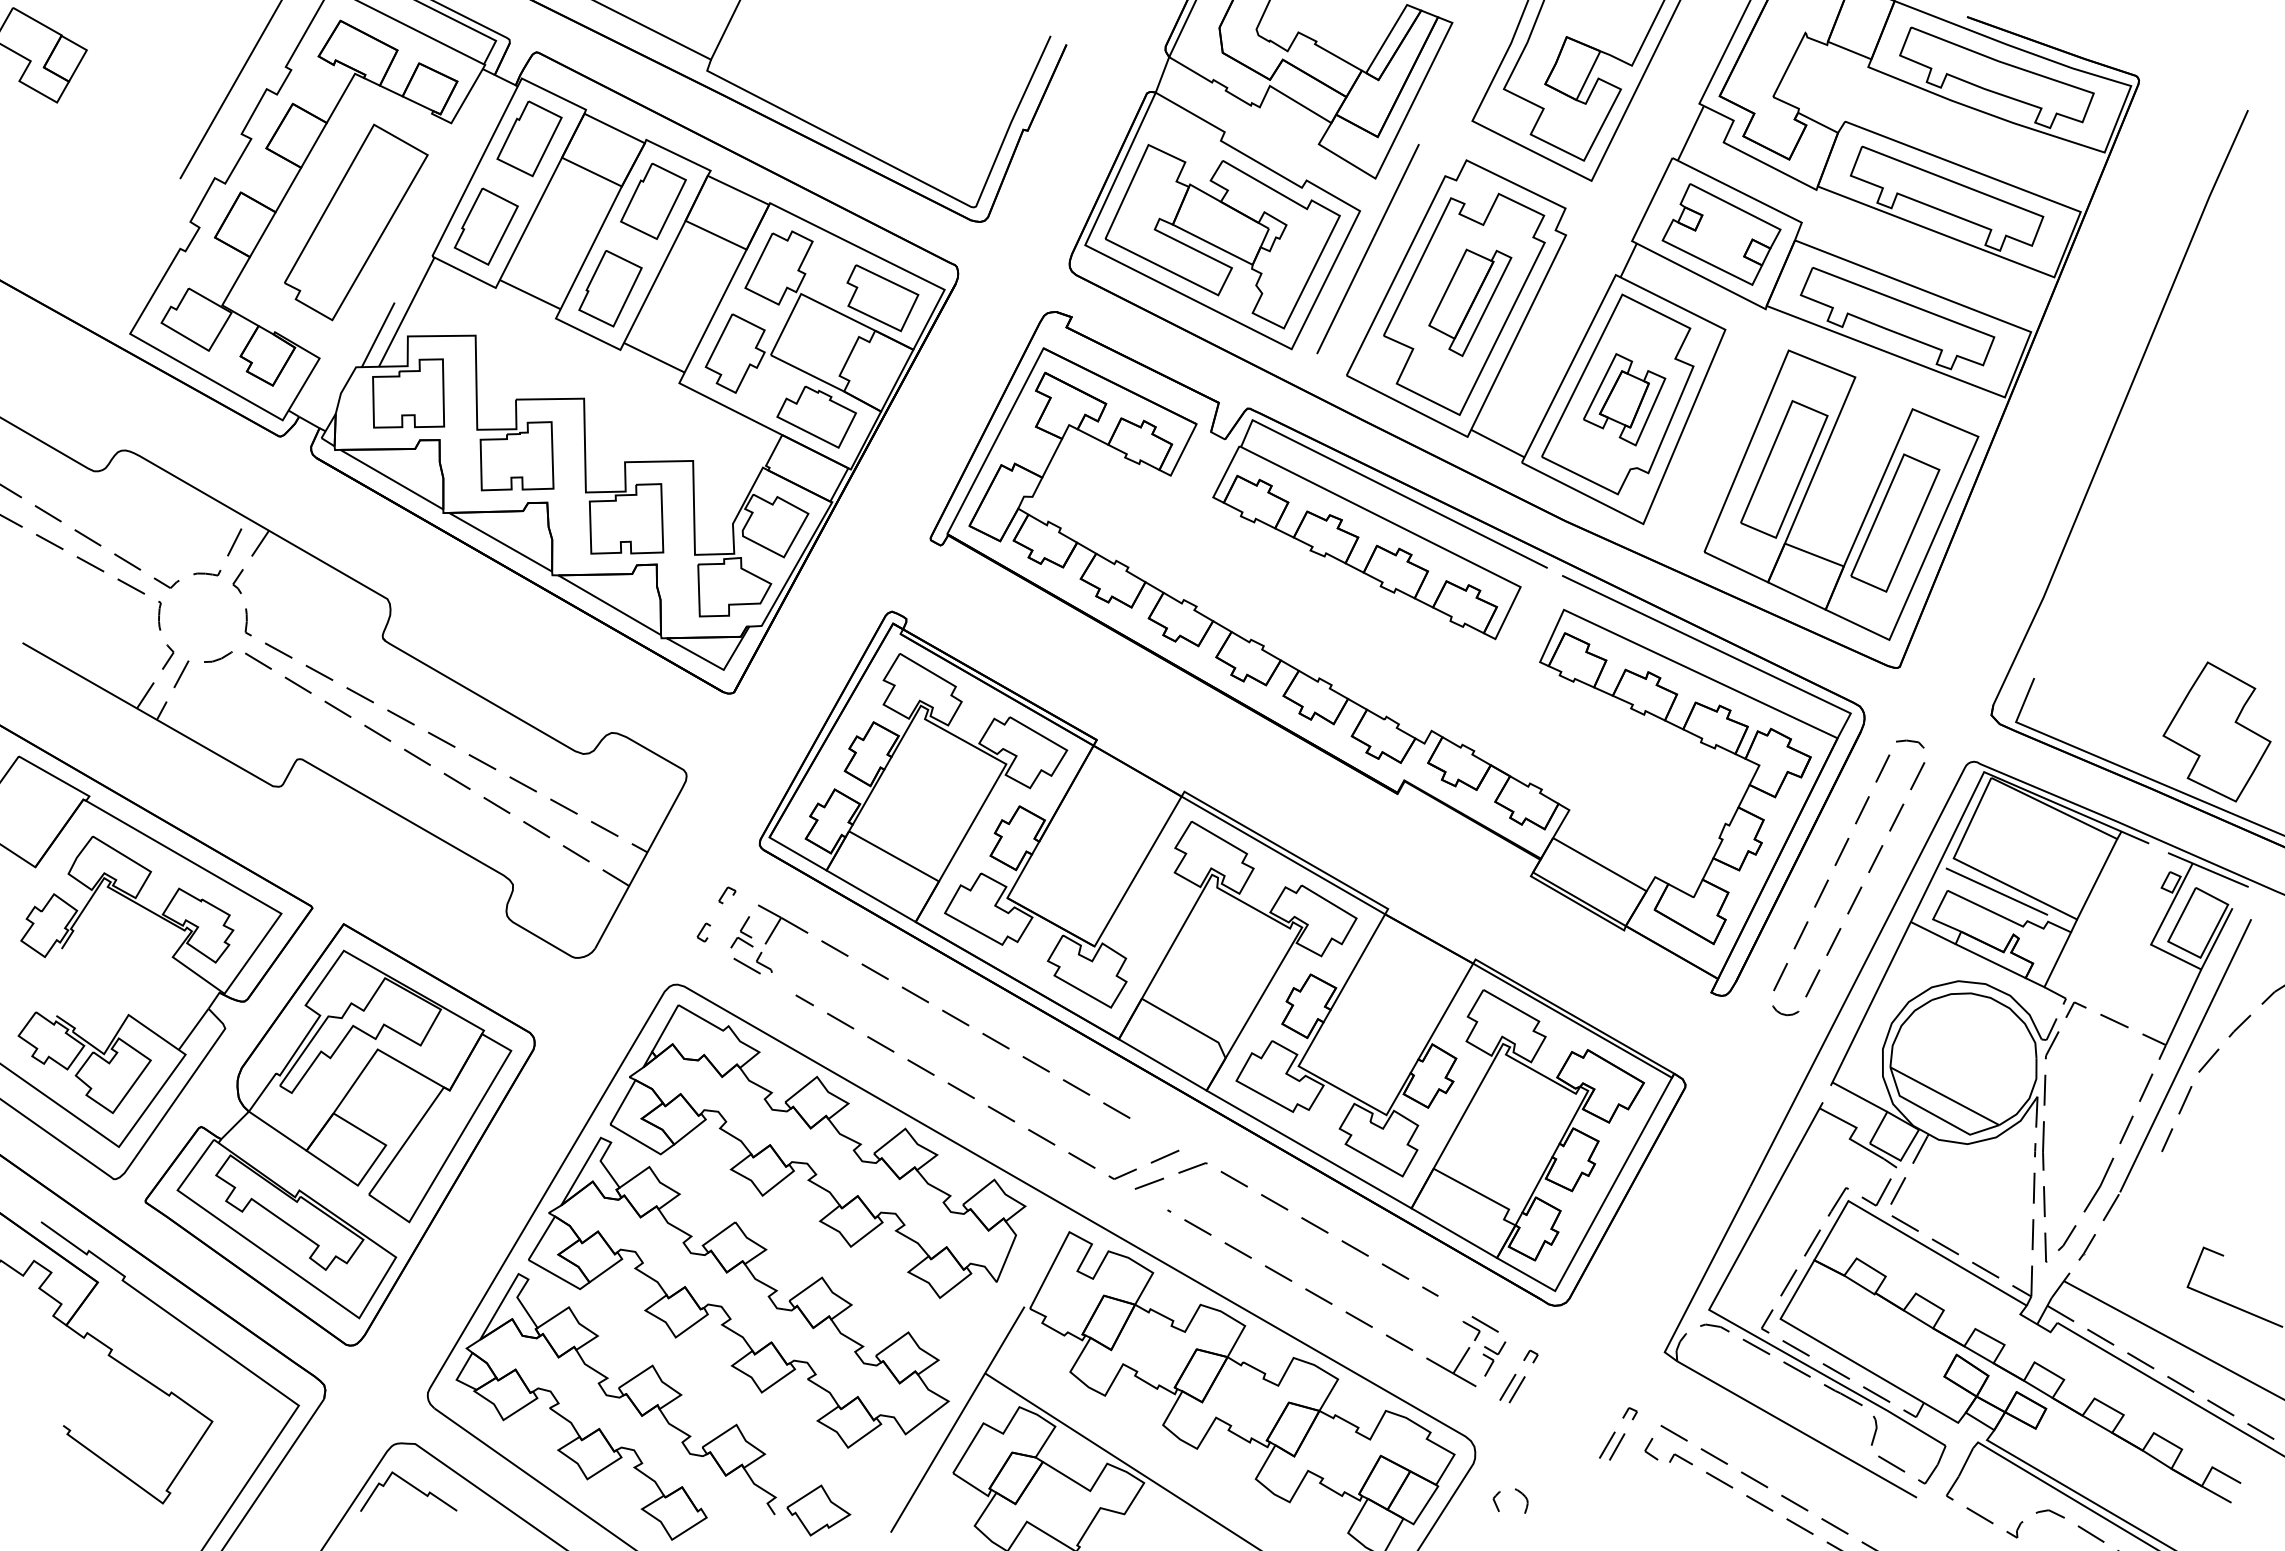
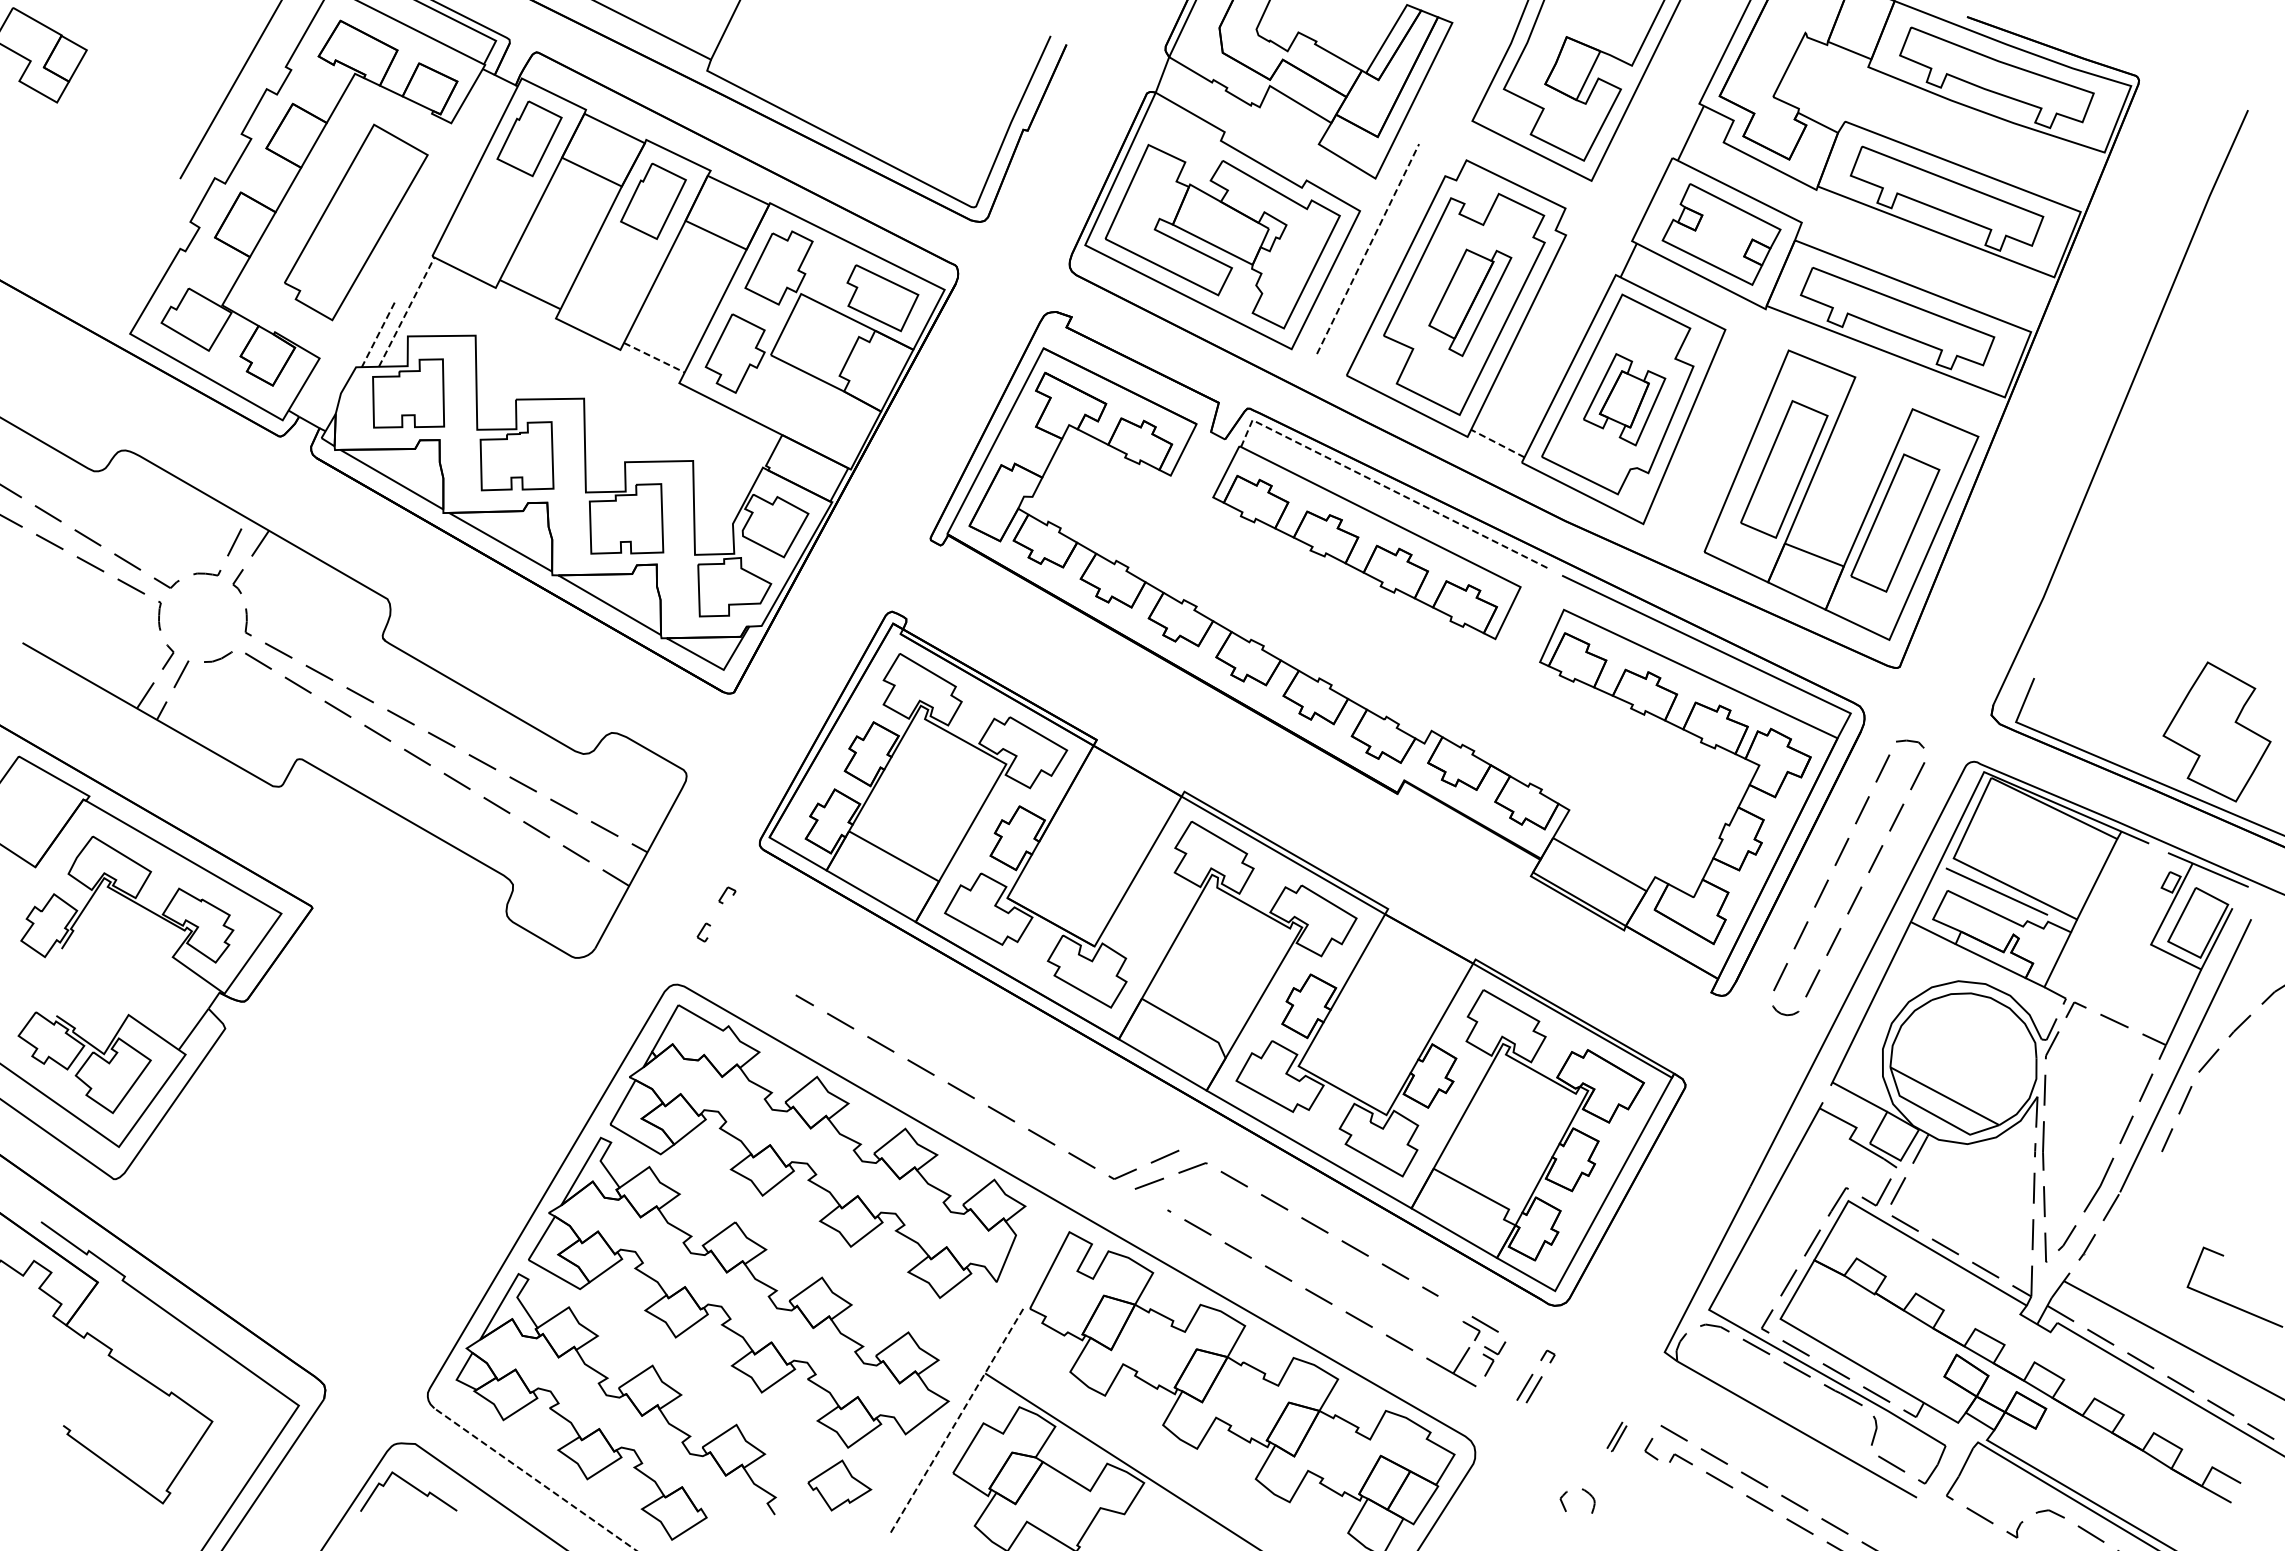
part: present -> none (485, 226)
line: solid -> dashed (1368, 249)
part: present -> none (610, 288)
line: solid -> dashed (406, 311)
line: solid -> dashed (378, 335)
line: solid -> dashed (654, 357)
part: present -> none (816, 416)
line: solid -> dashed (1497, 443)
line: solid -> dashed (1386, 487)
part: present -> none (928, 1003)
part: present -> none (339, 1134)
part position: (1518, 1376) -> (1535, 1376) (1535, 1376)
line: solid -> dashed (957, 1419)
part size: 39x54 px -> 22x32 px (1616, 1436)
line: solid -> dashed (534, 1479)
curve position: (1515, 1490) -> (1582, 1490) (1582, 1490)
part position: (818, 1510) -> (839, 1485) (839, 1485)
